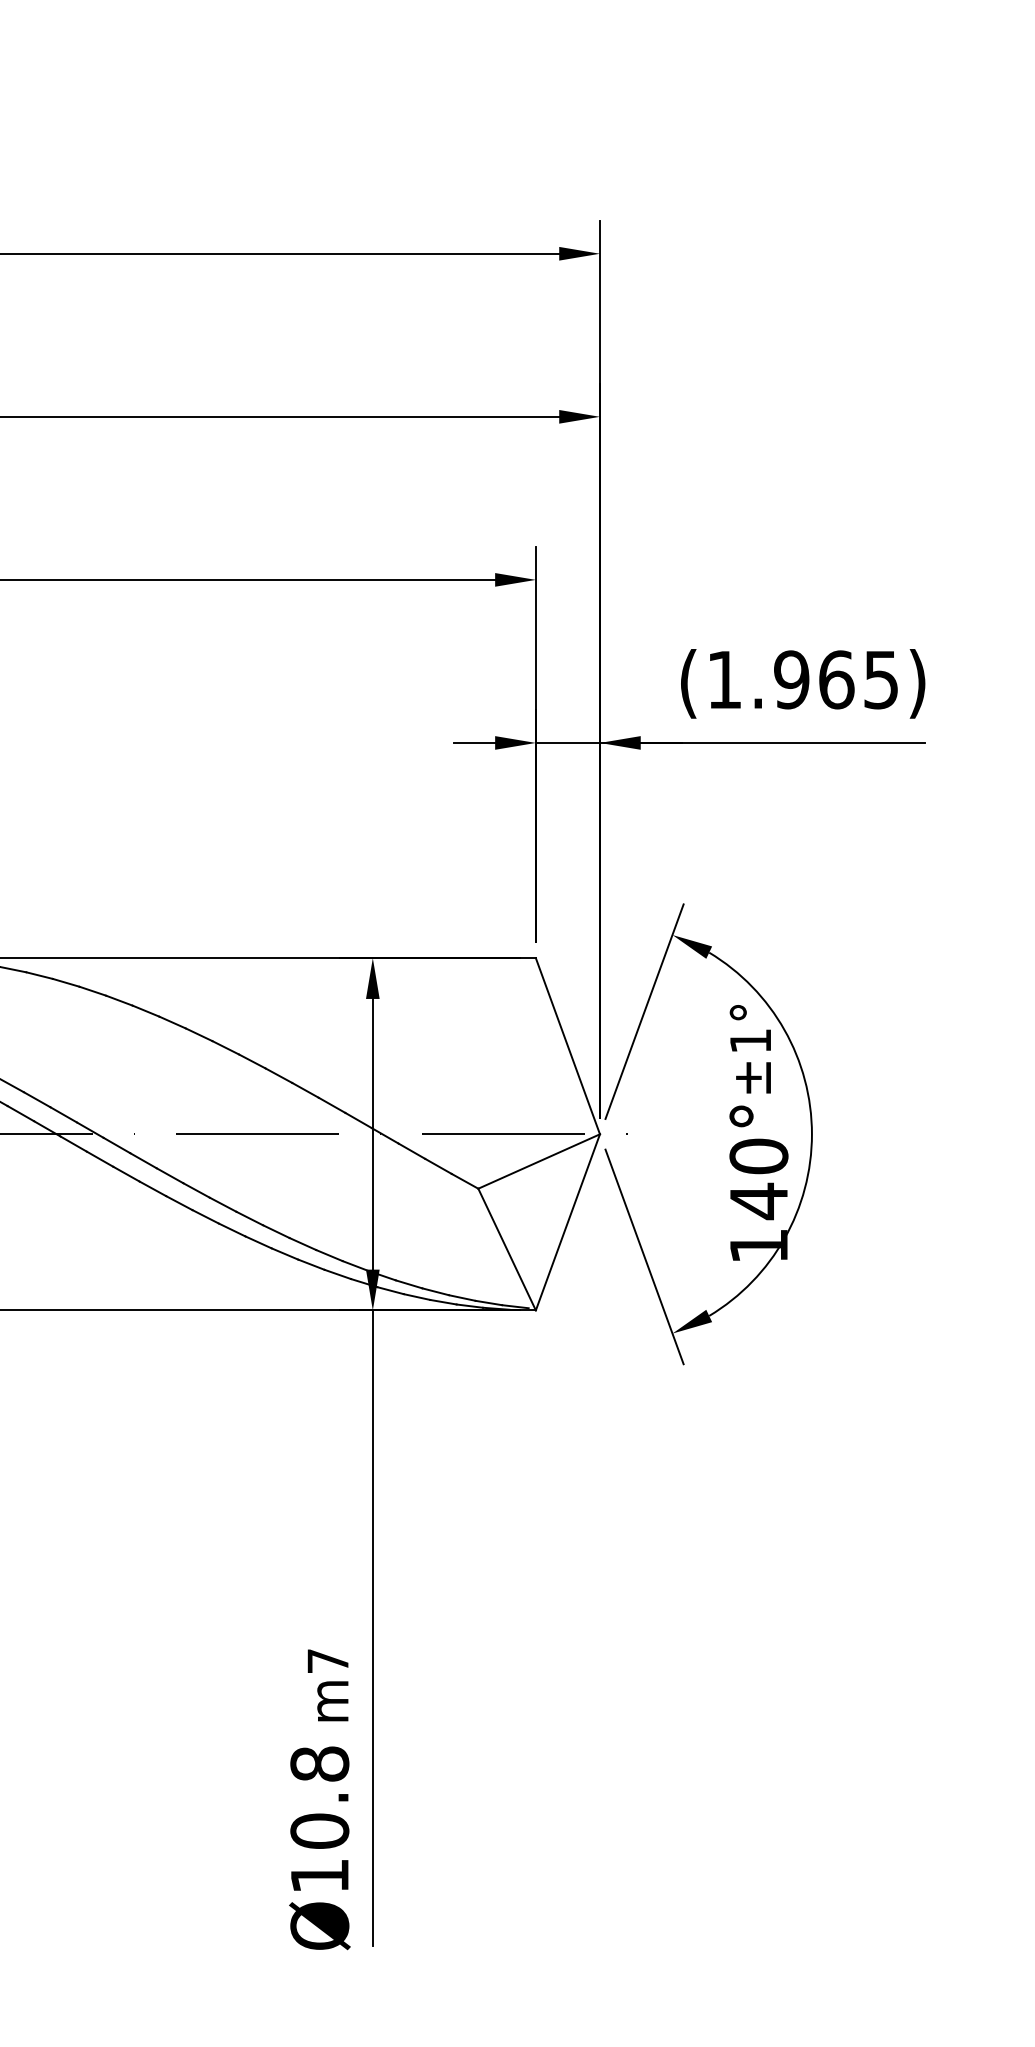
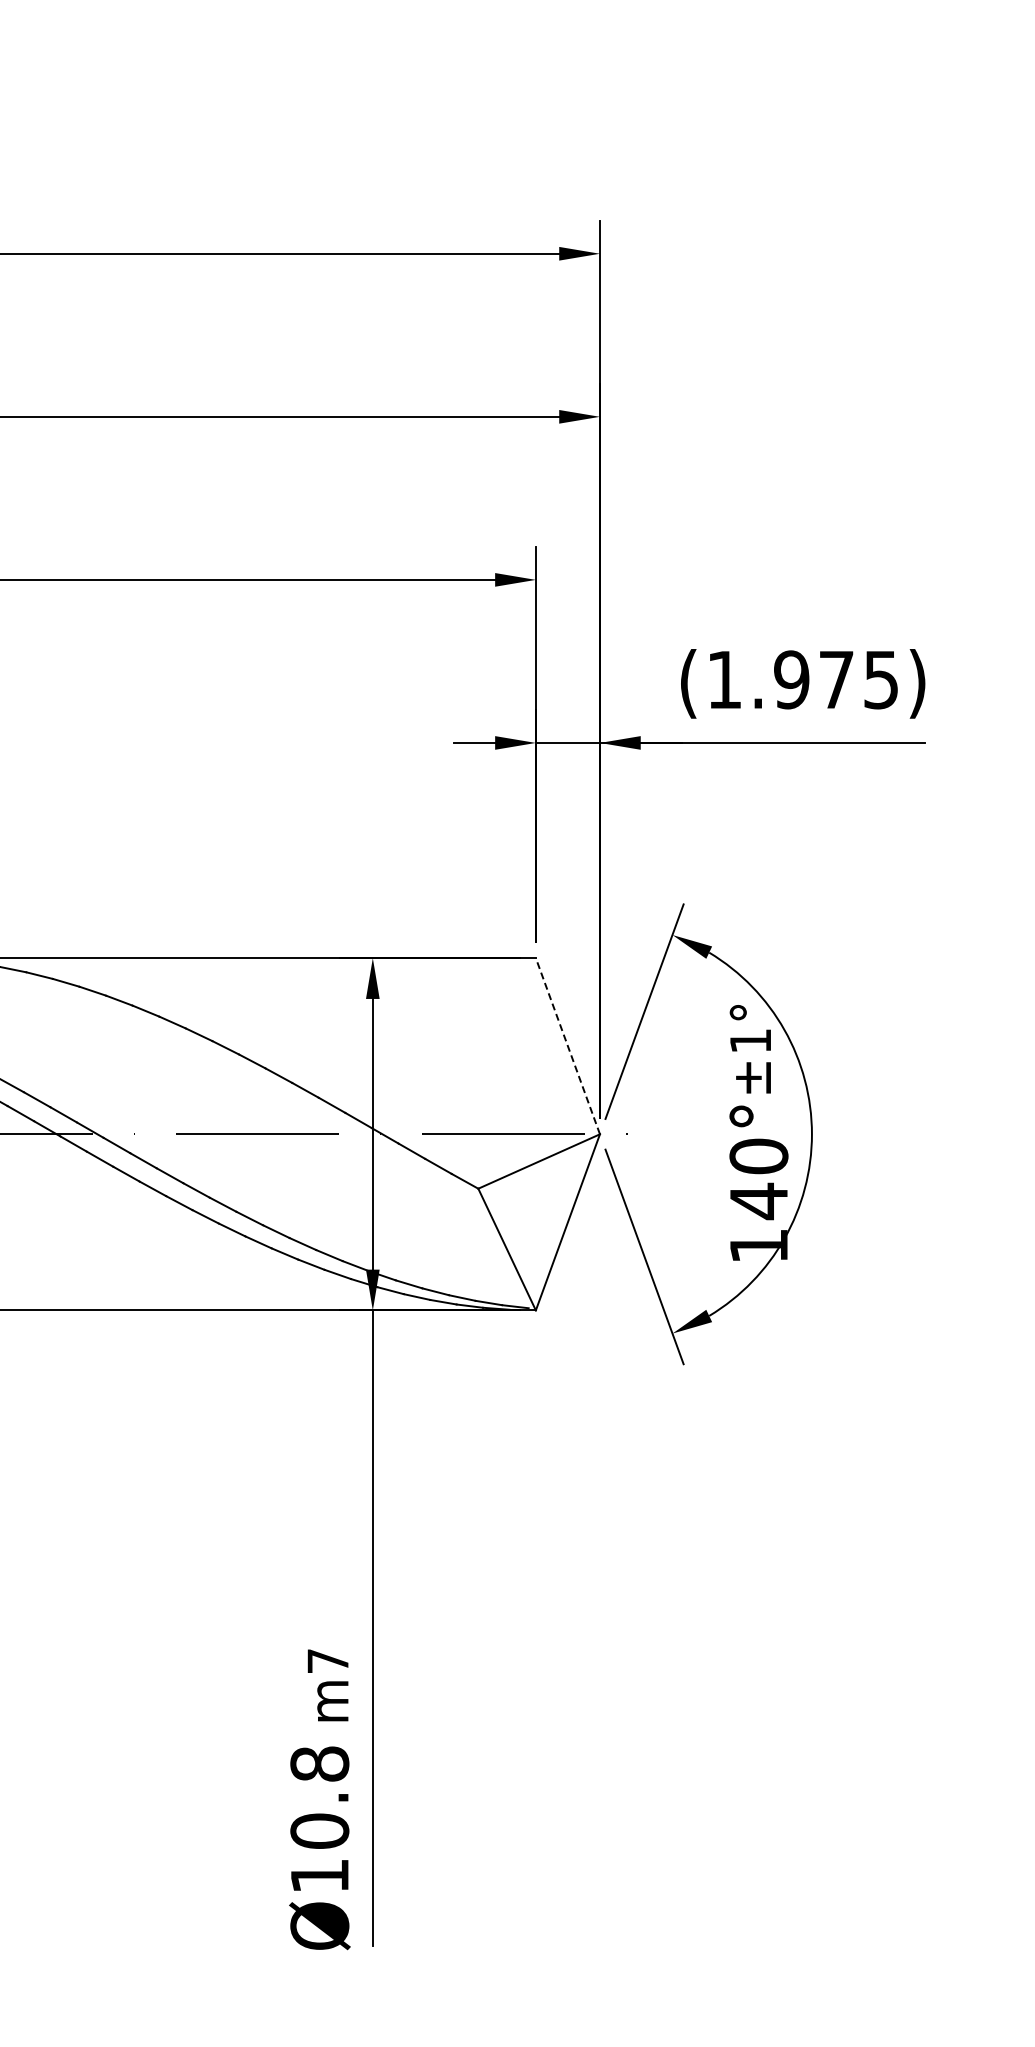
text: (1.965) -> (1.975) (836, 679)
line: solid -> dashed (567, 1046)
